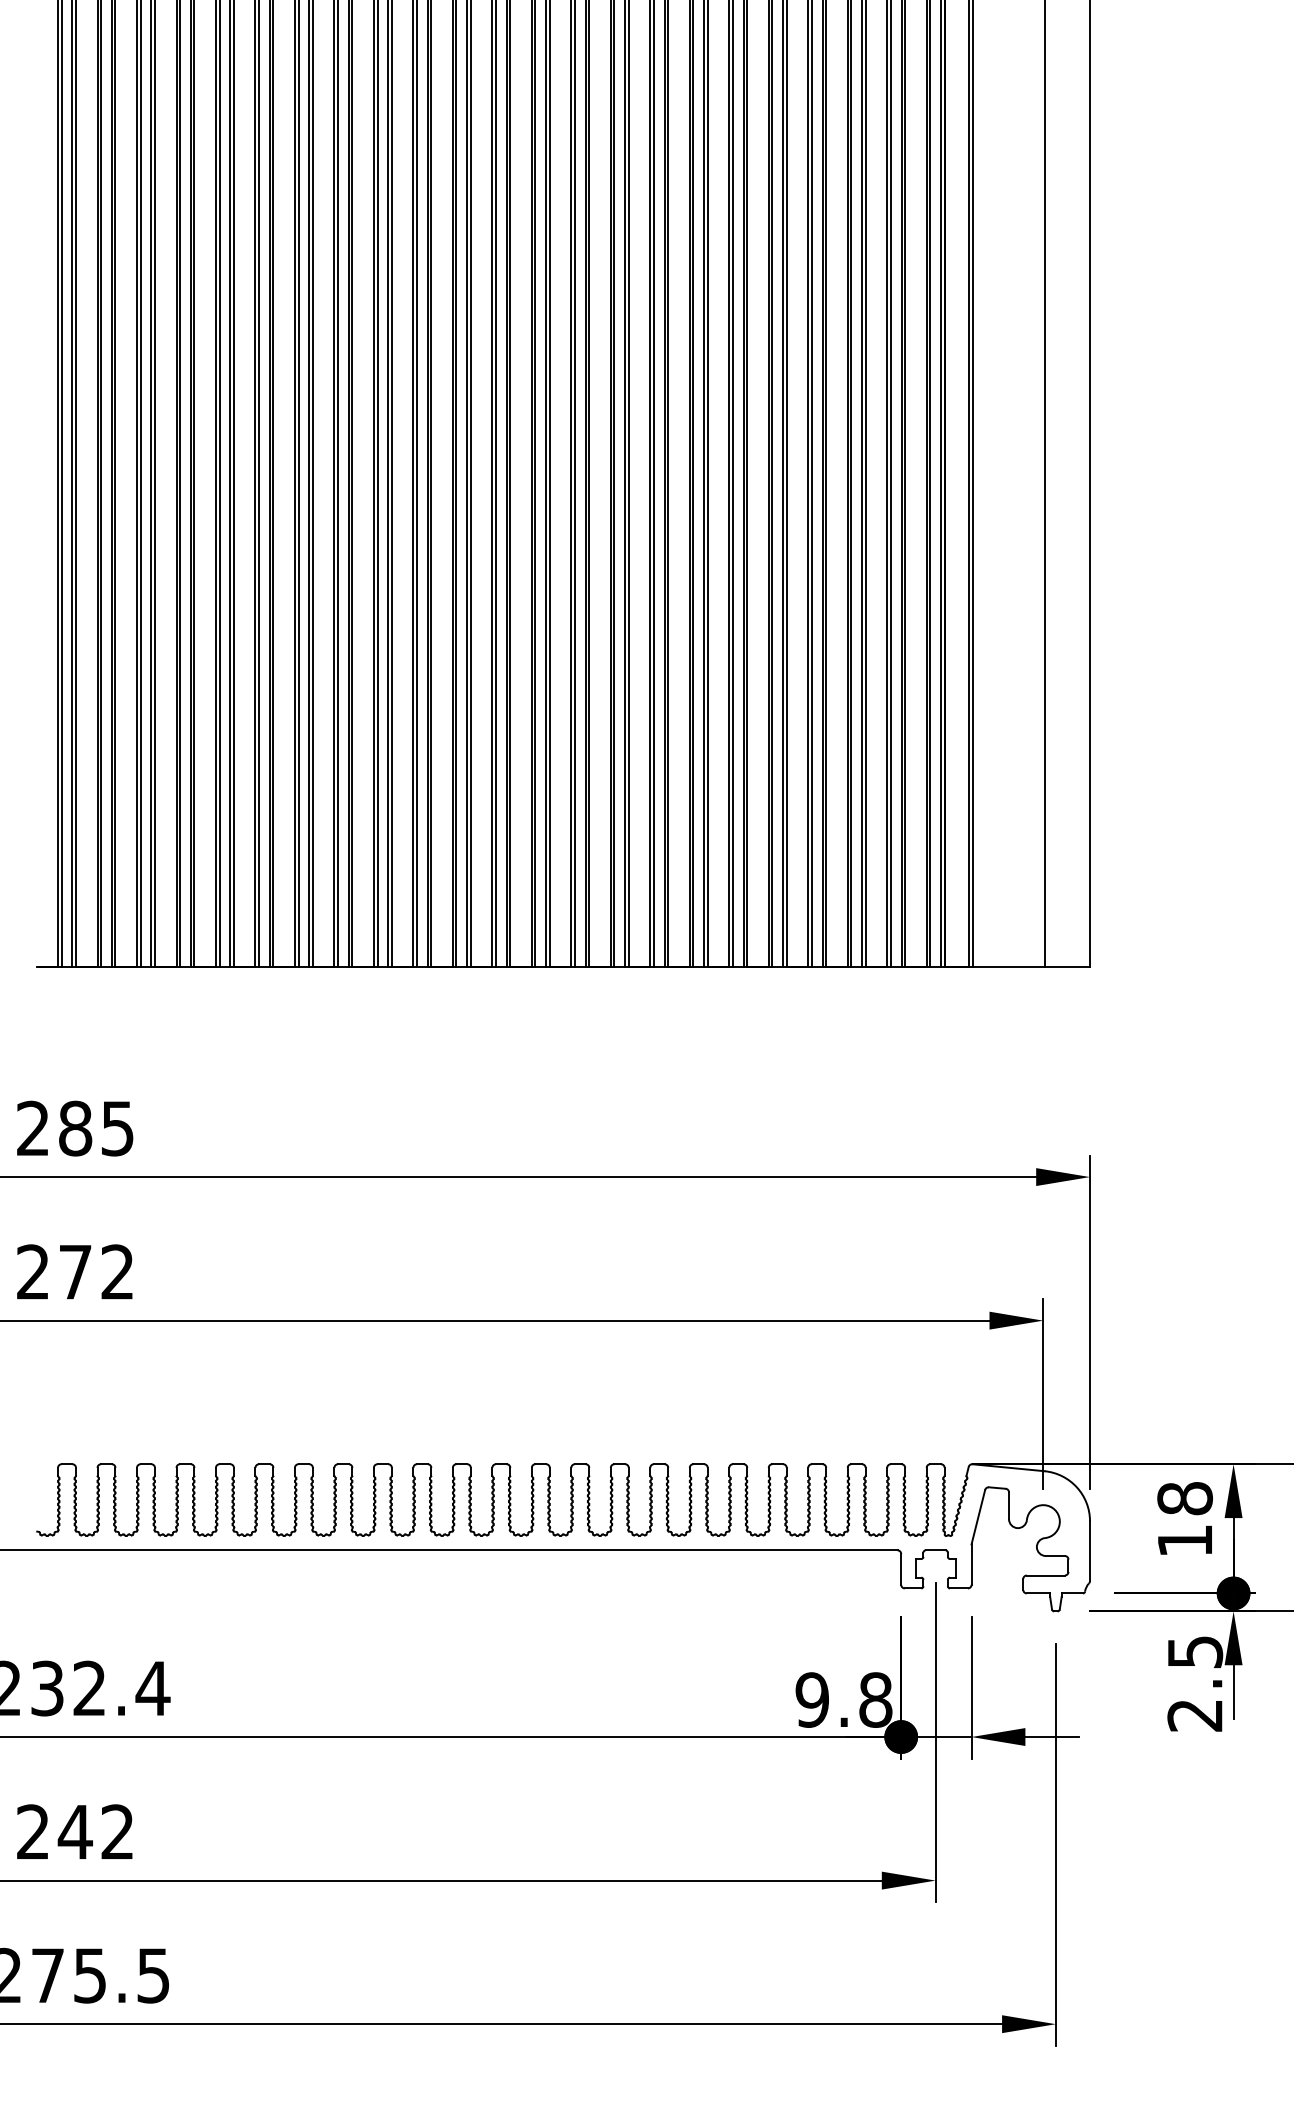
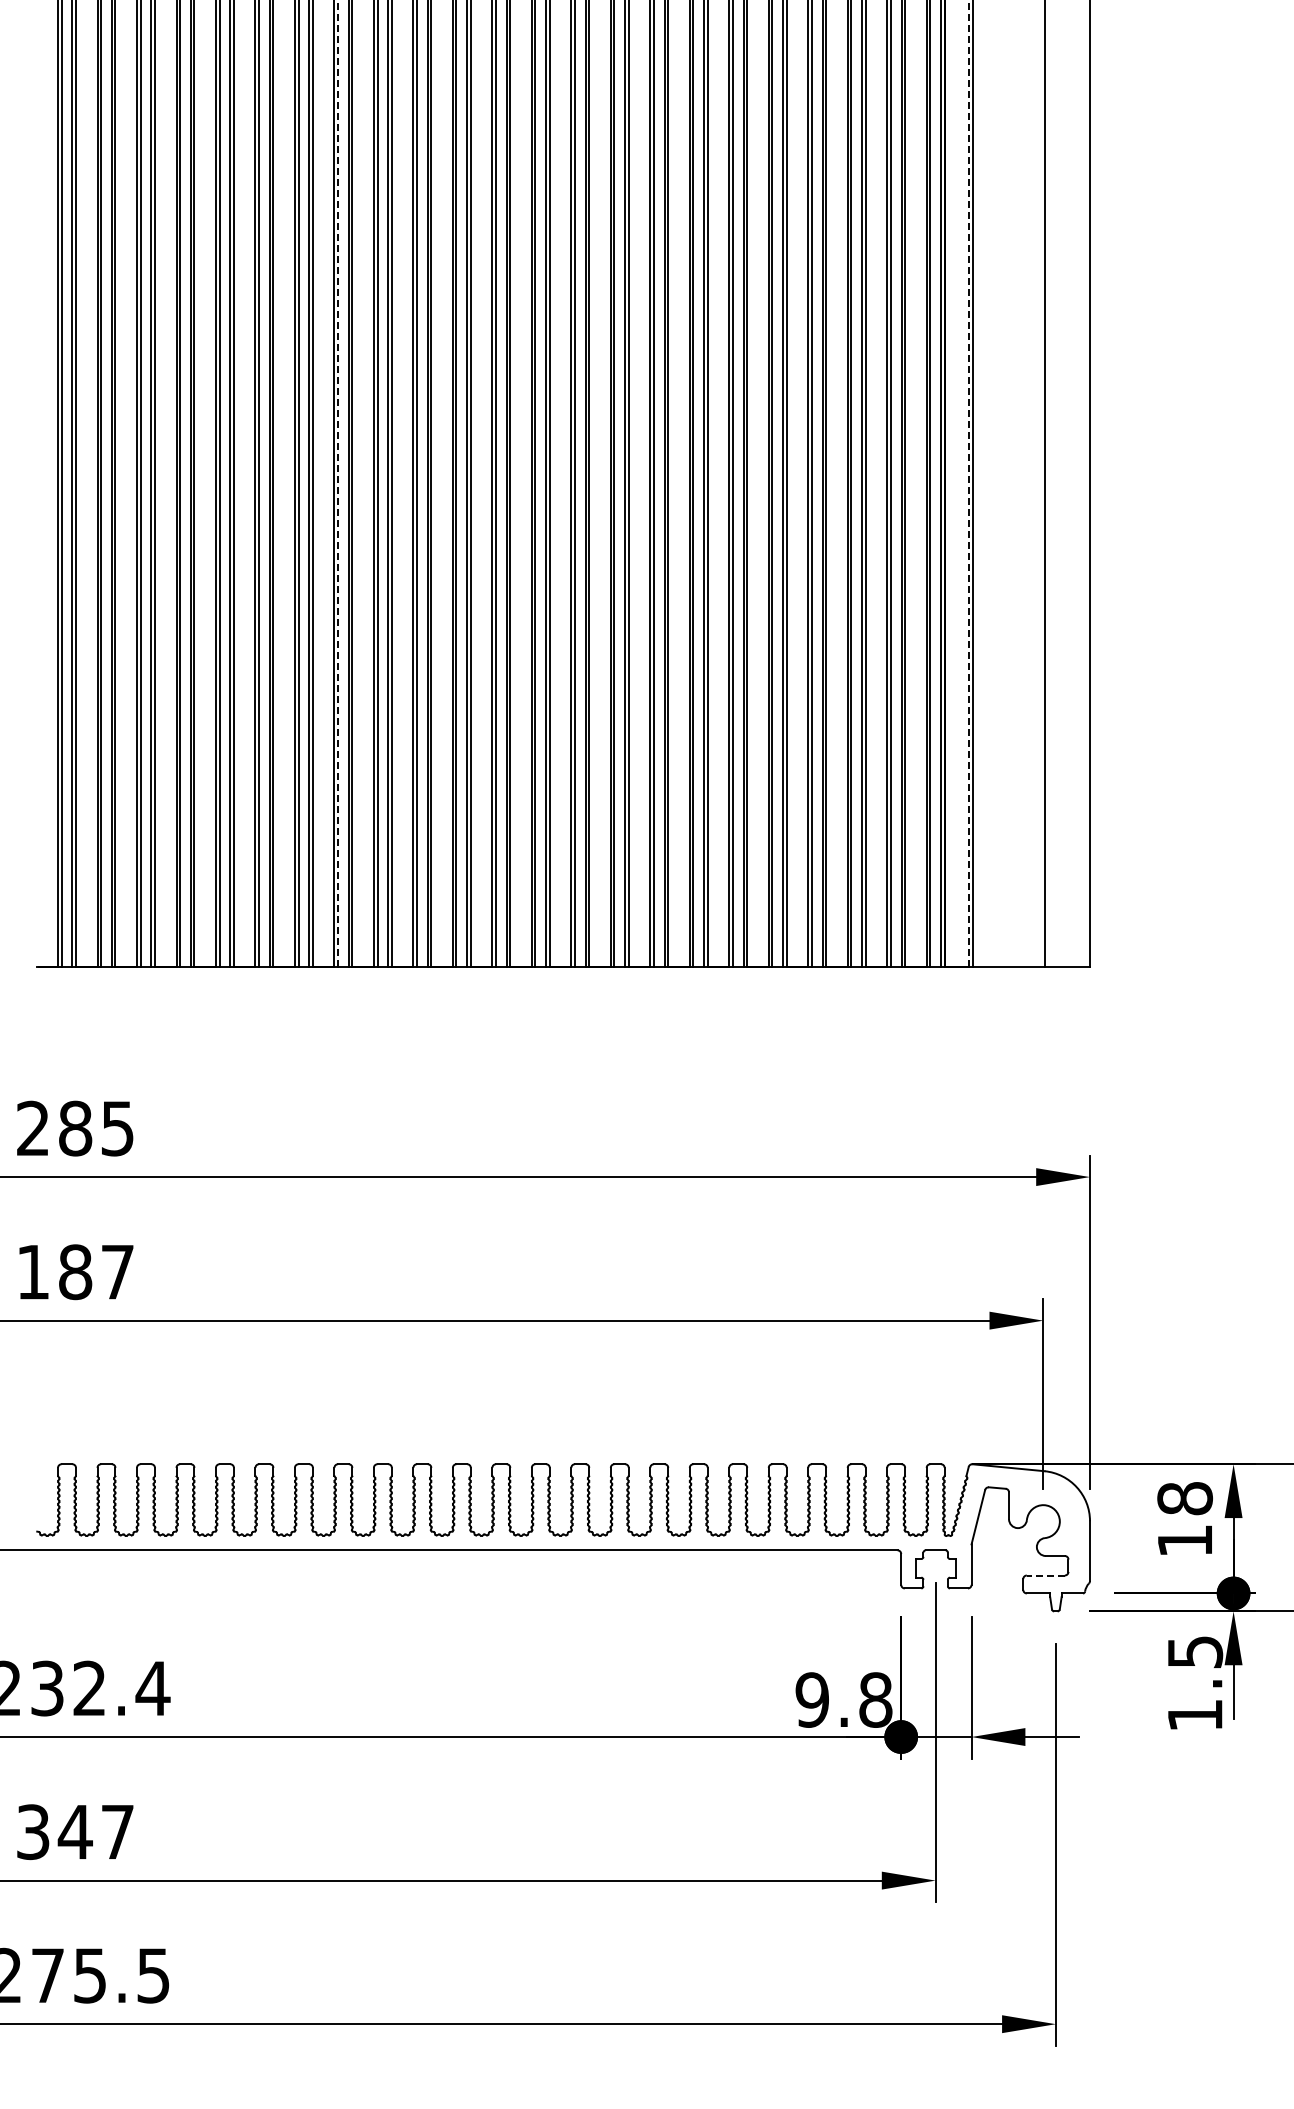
line: solid -> dashed (338, 483)
line: solid -> dashed (968, 483)
text: 272 -> 187 (75, 1272)
line: solid -> dashed (1045, 1575)
text: 2.5 -> 1.5 (1194, 1715)
text: 242 -> 347 (75, 1832)
